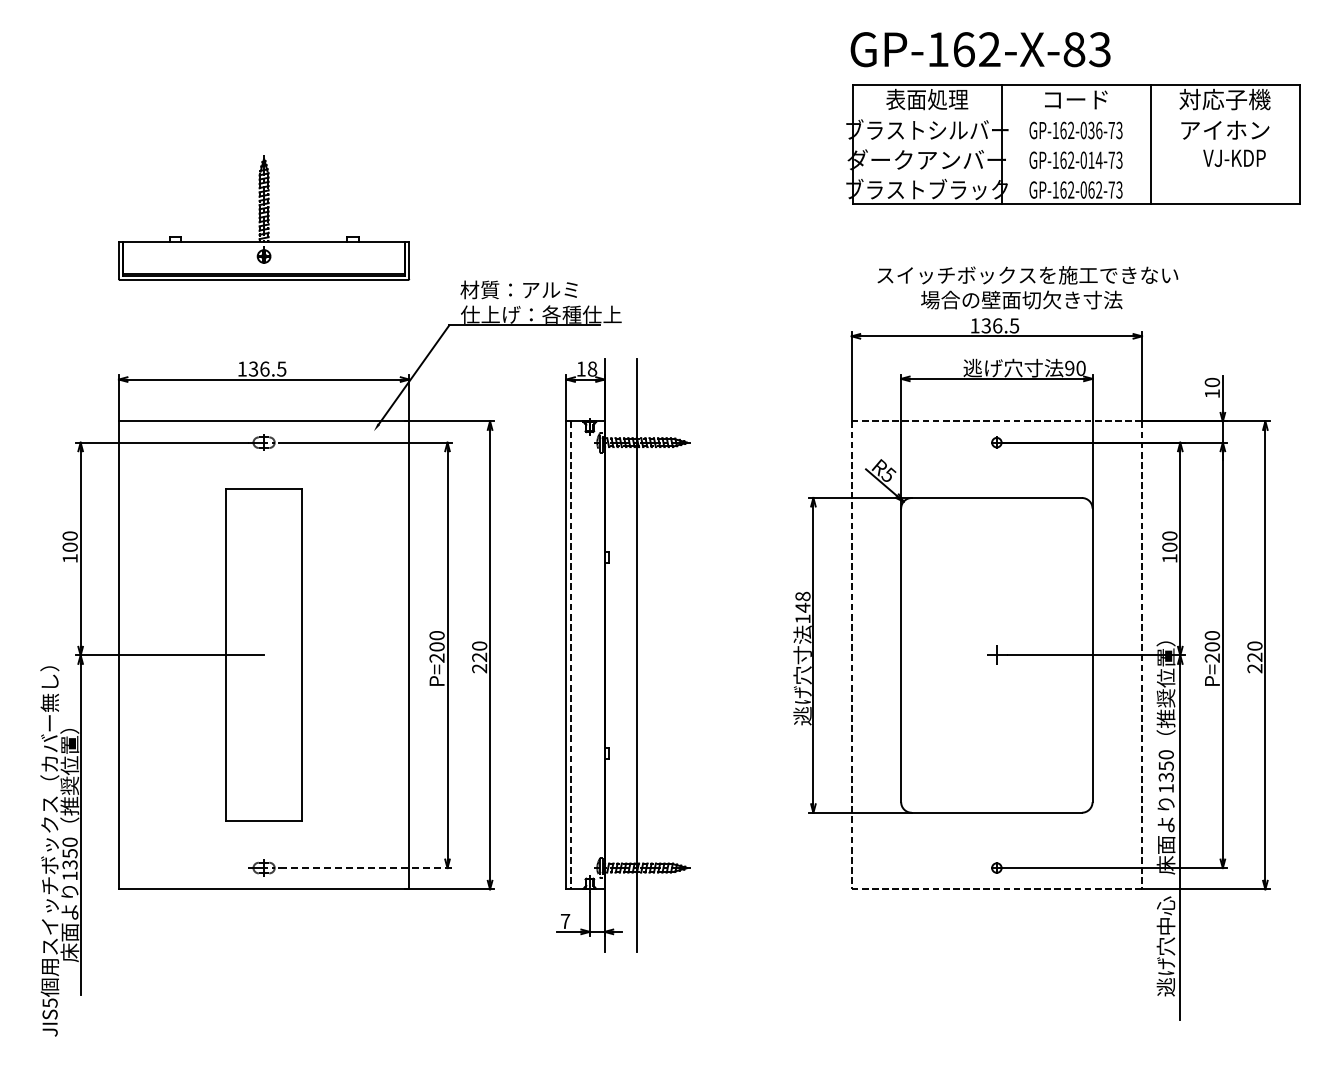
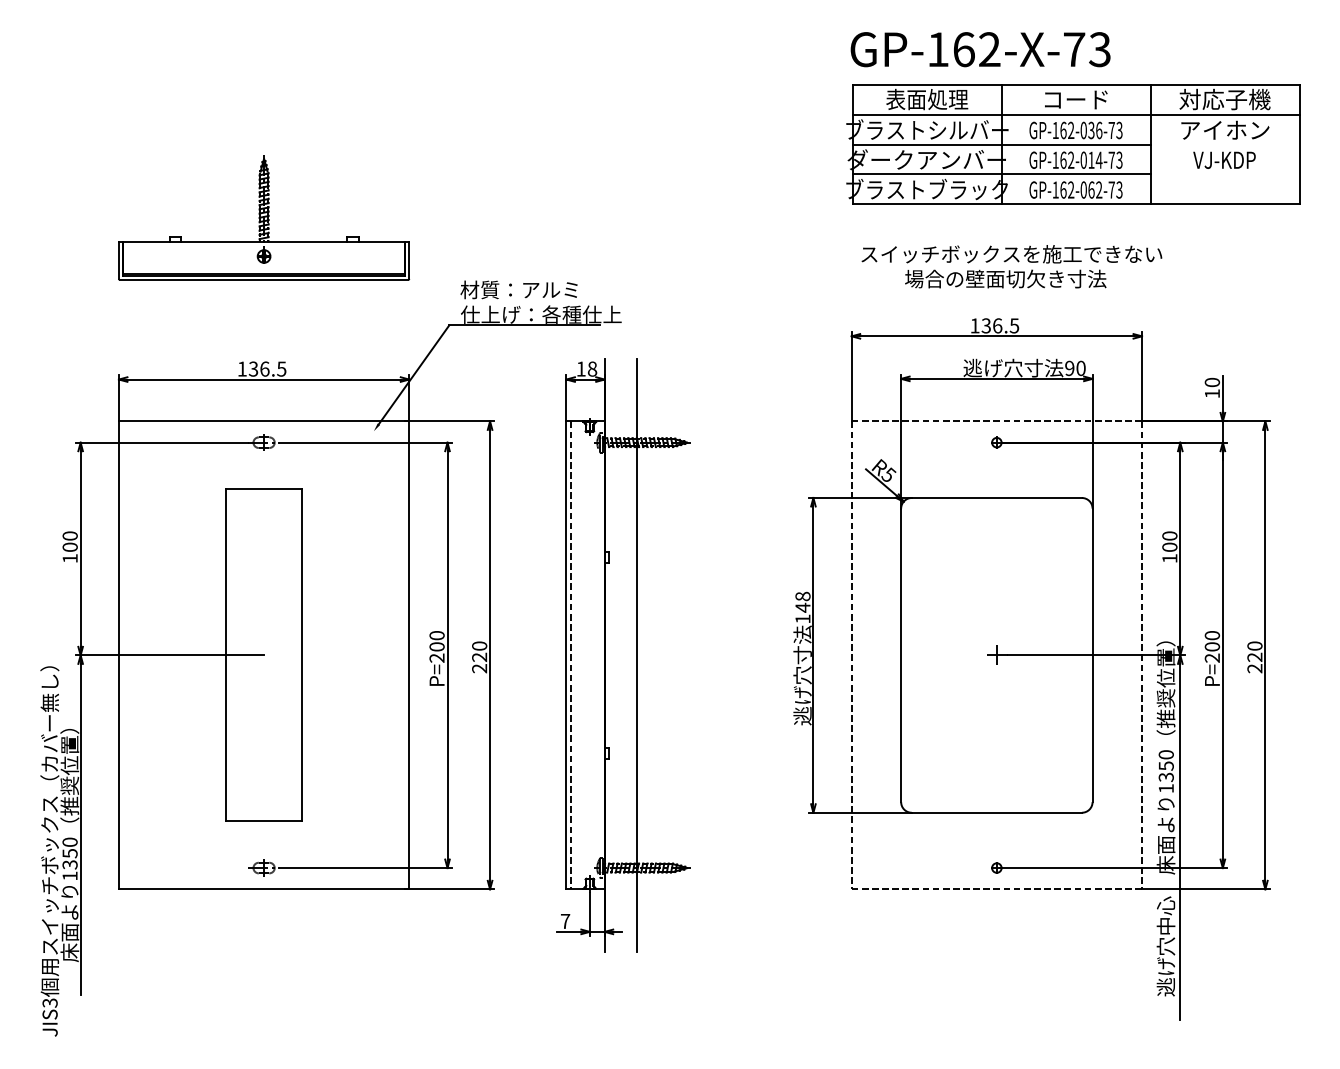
text: GP-162-X-83 -> GP-162-X-73 (1074, 49)
line: none -> present (1076, 114)
line: none -> present (1001, 144)
text position: (1234, 157) -> (1224, 159) (1224, 159)
line: none -> present (1001, 174)
text position: (1027, 287) -> (1011, 266) (1011, 266)
line: dashed -> solid (366, 868)
text: JIS5 -> JIS3 (49, 1002)
